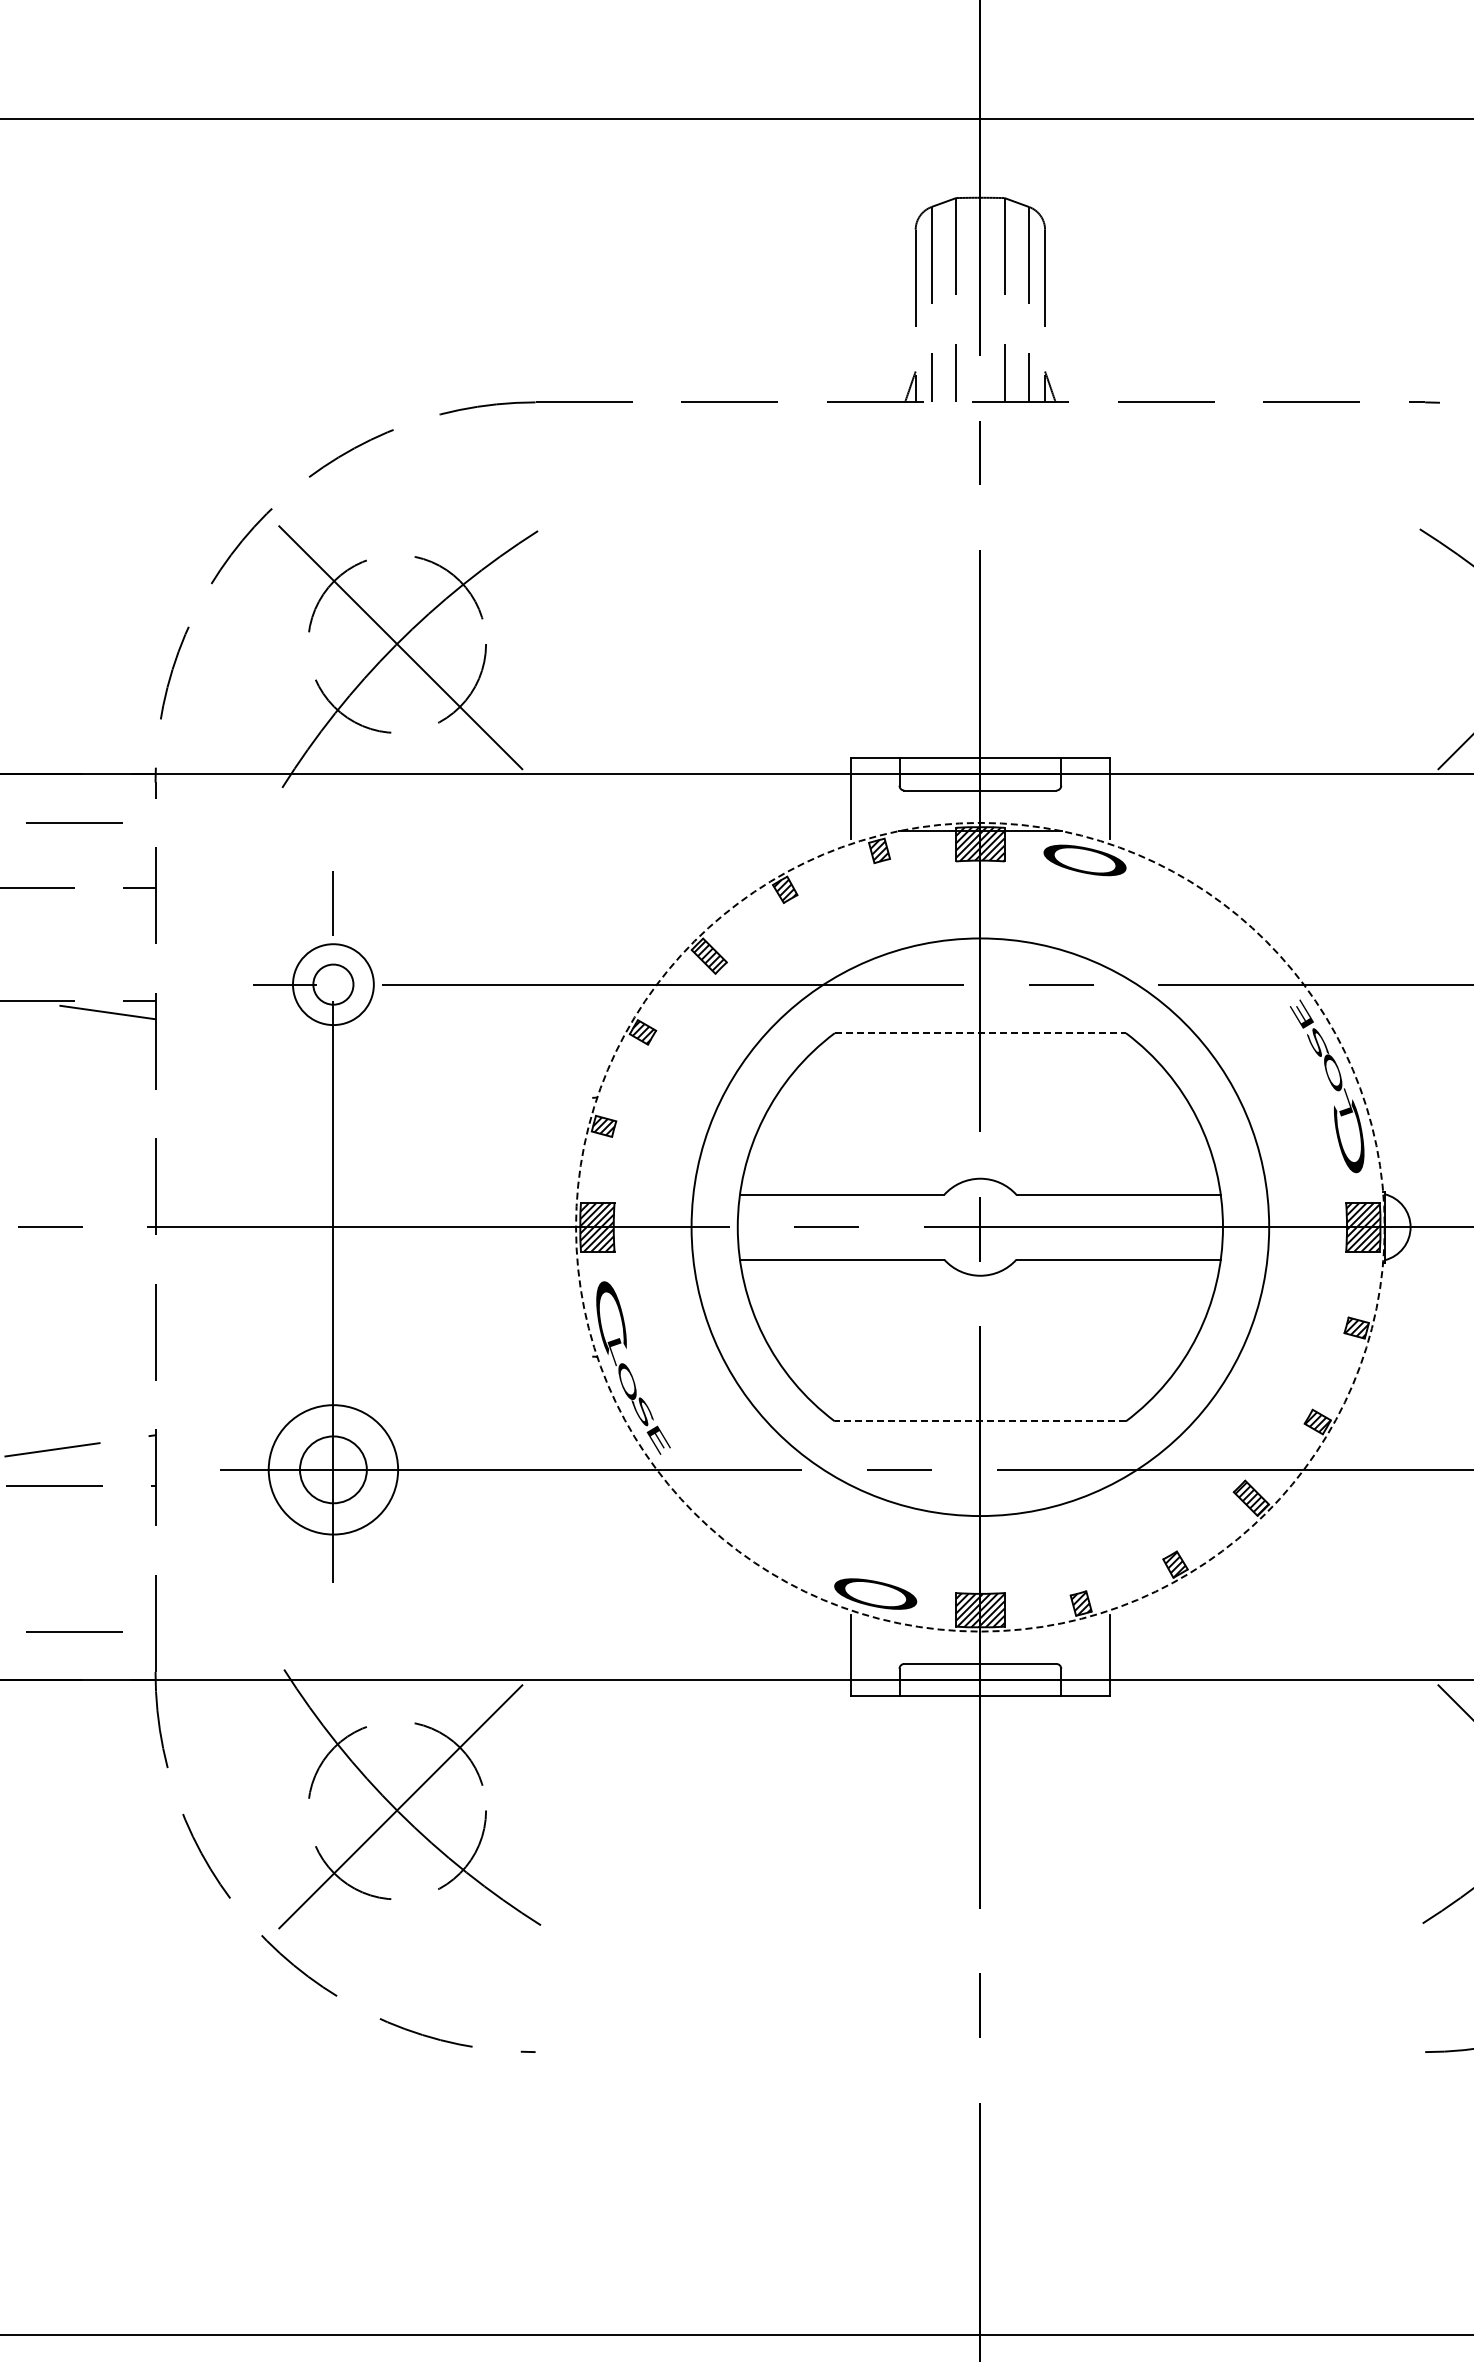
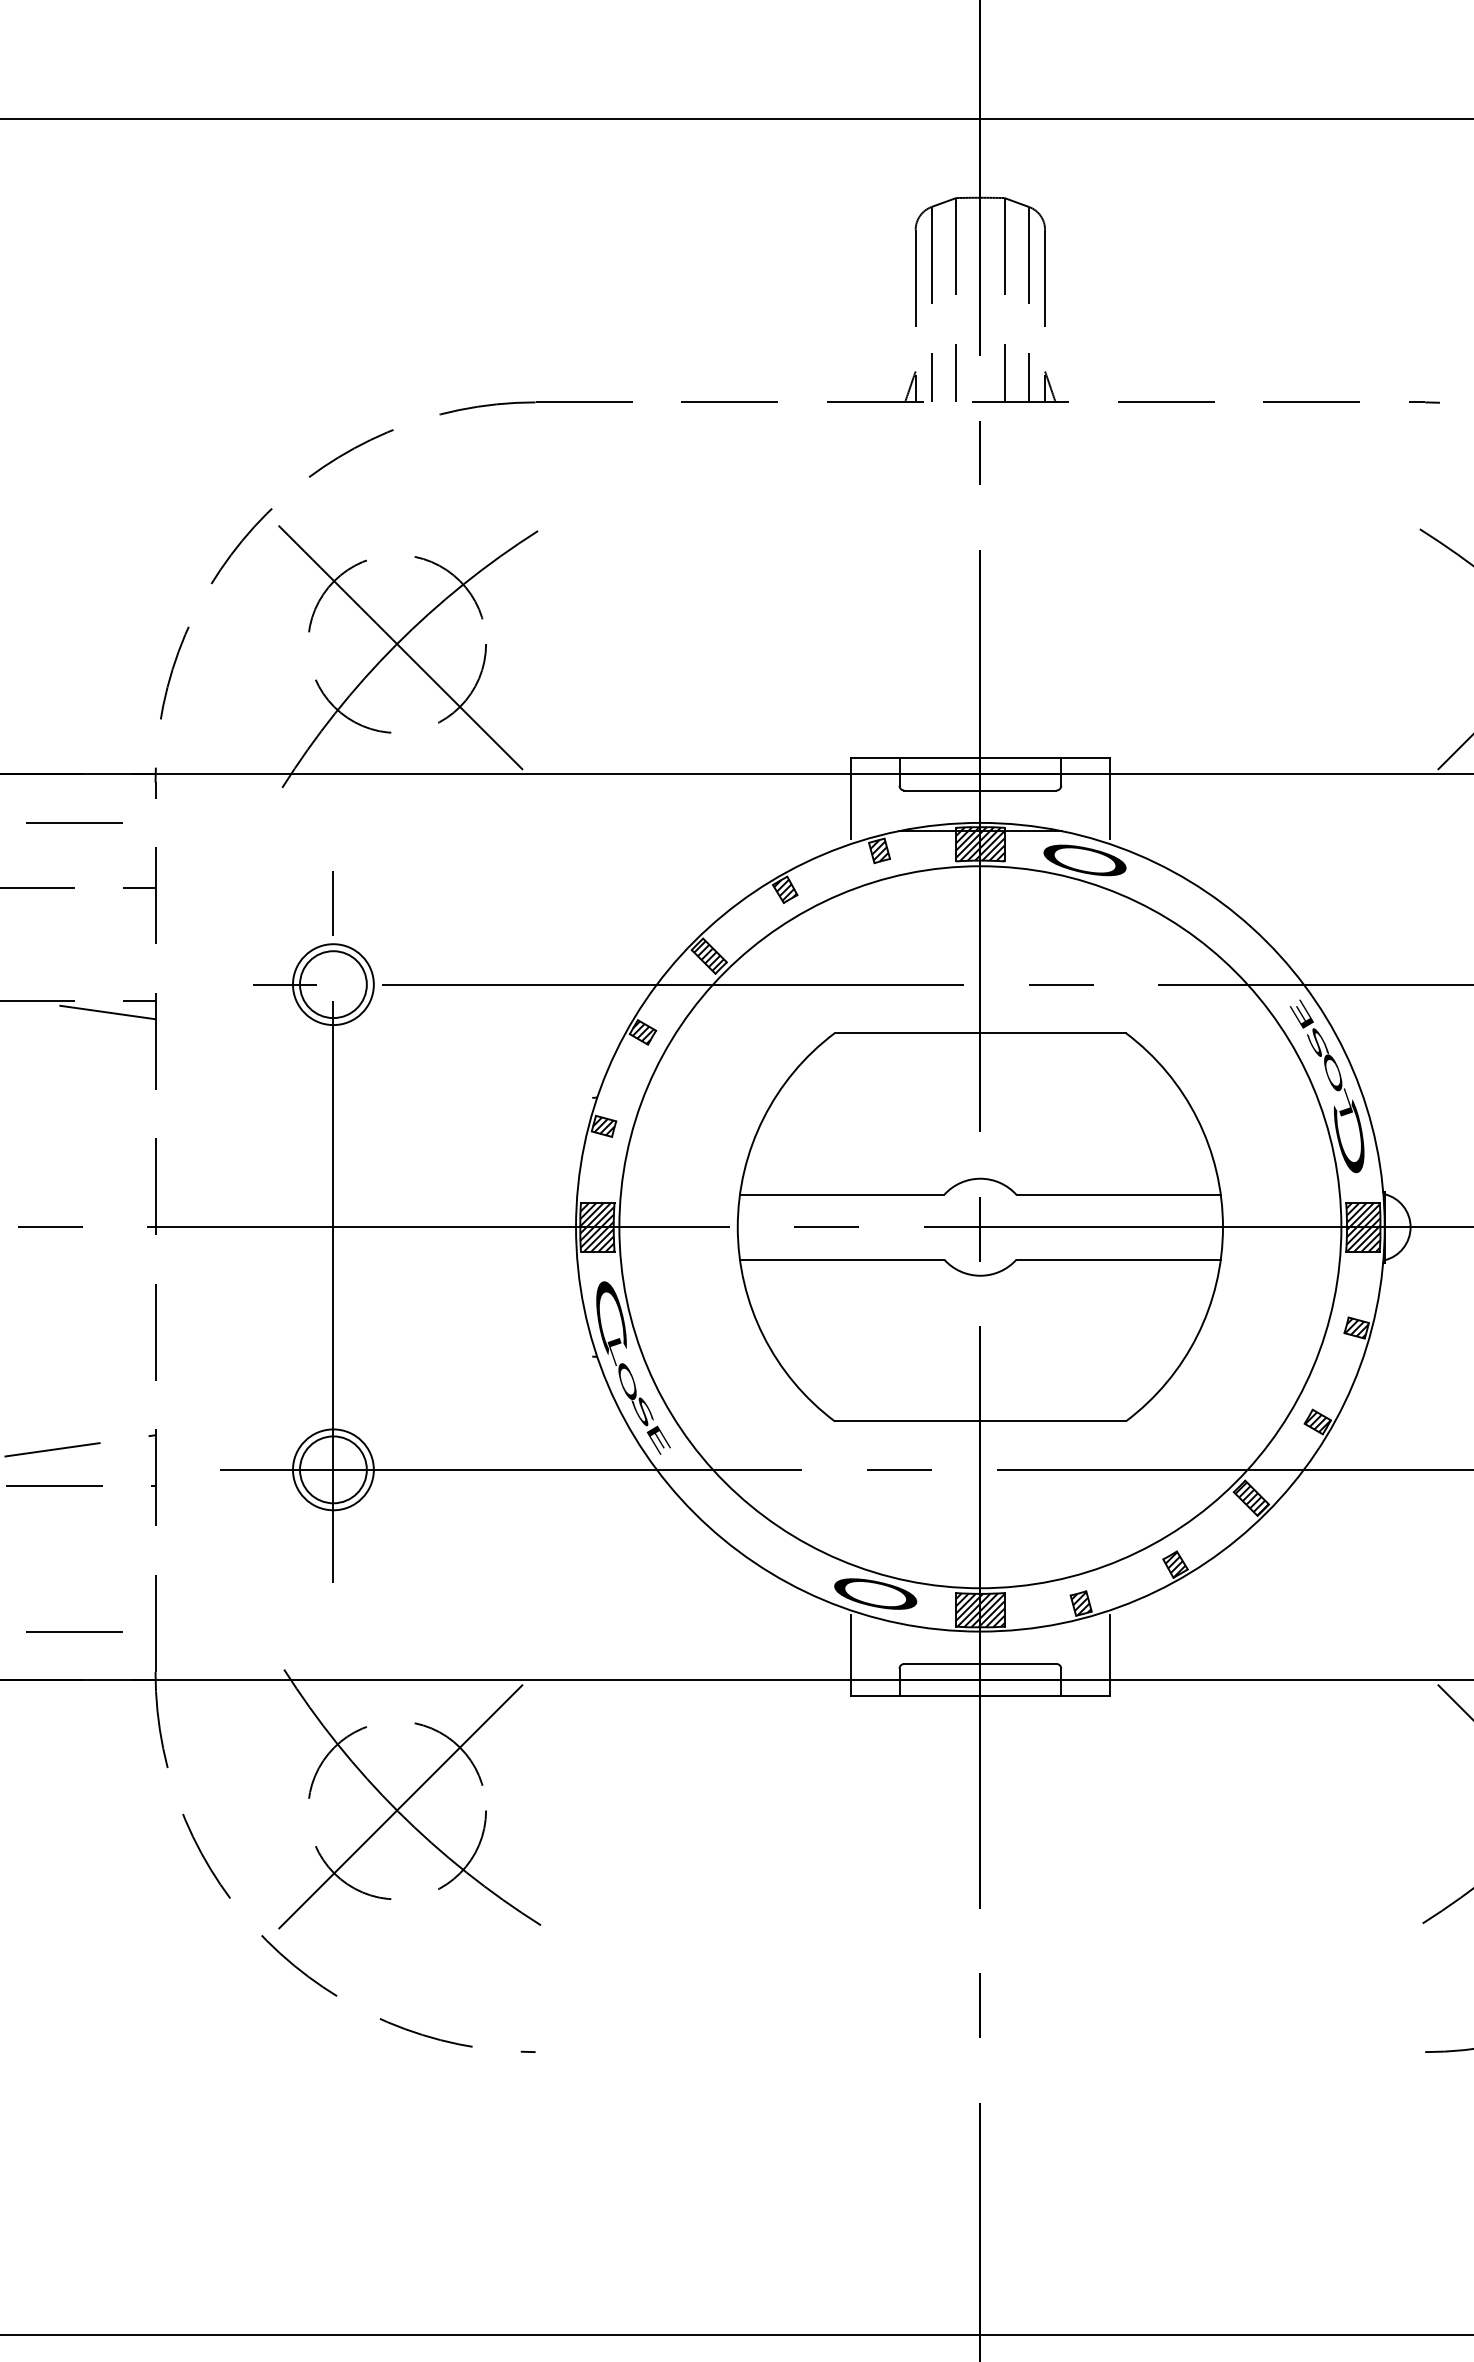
circle diameter: 40 px -> 67 px (333, 984)
line: dashed -> solid (980, 1033)
circle: dashed -> solid (980, 1226)
circle diameter: 578 px -> 722 px (980, 1227)
line: dashed -> solid (980, 1421)
circle diameter: 129 px -> 81 px (333, 1469)
